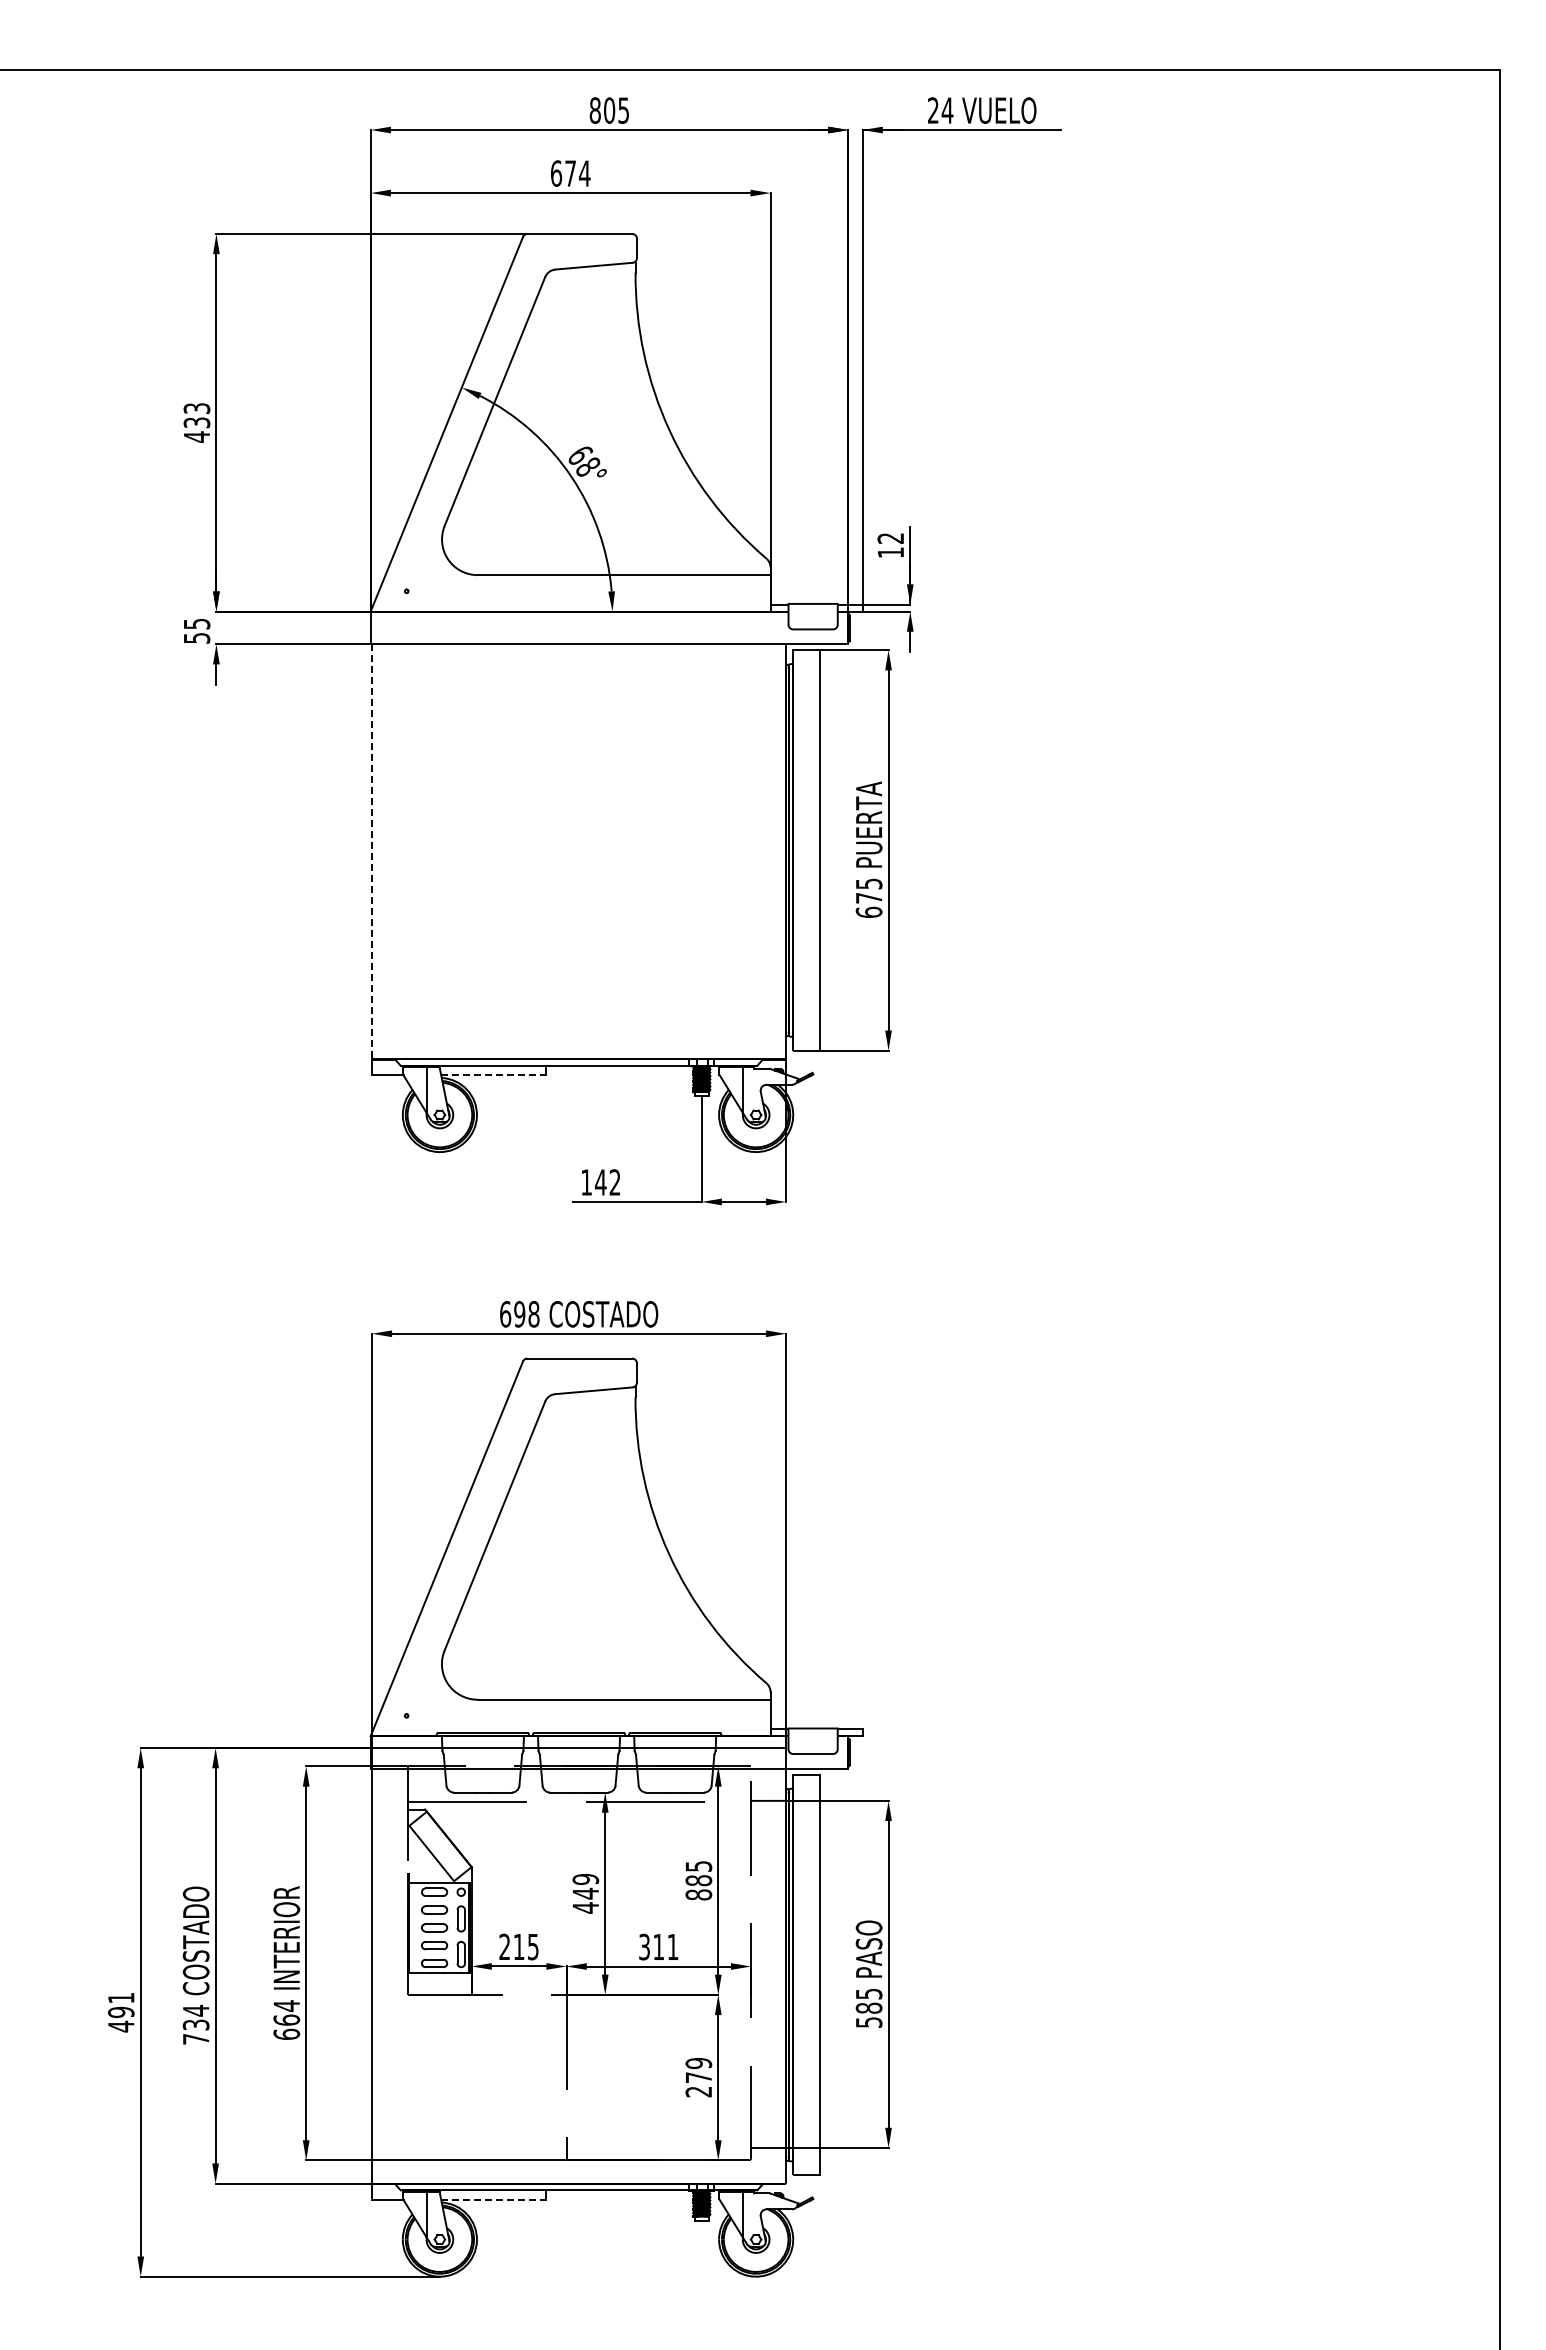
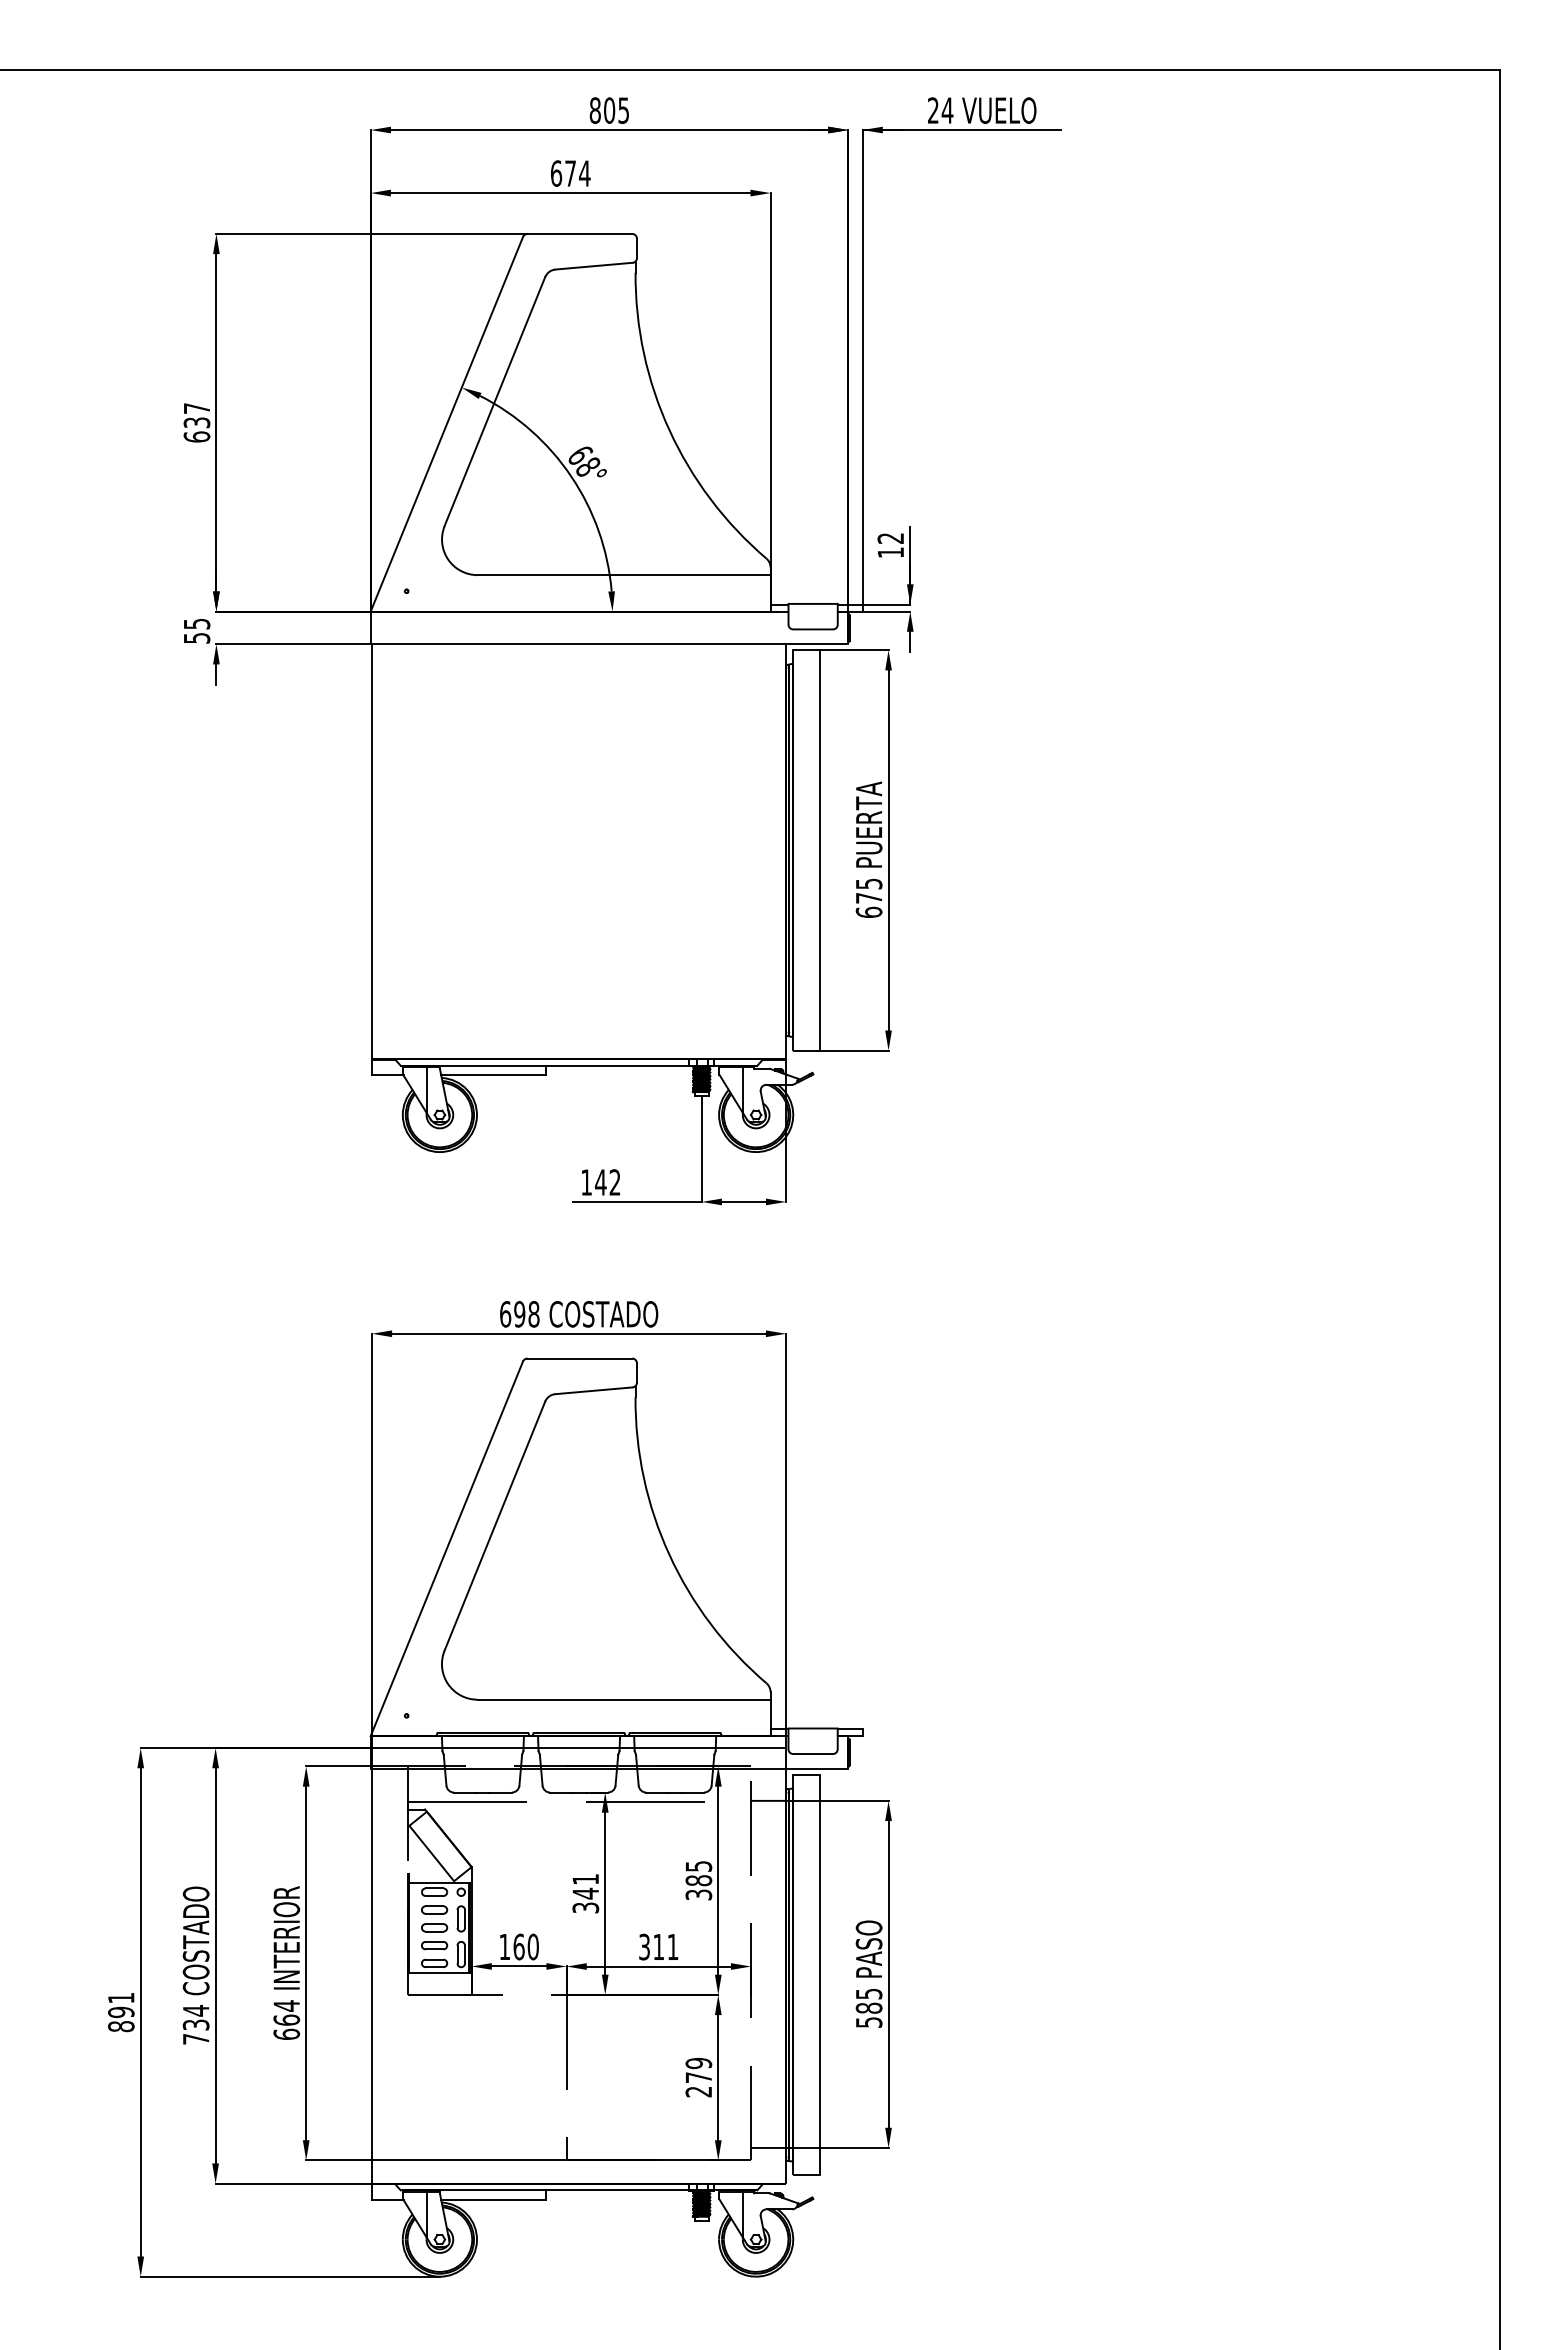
text: 433 -> 637 (196, 422)
line: dashed -> solid (371, 852)
line: dashed -> solid (493, 1075)
text: 449 -> 341 (585, 1893)
text: 885 -> 385 (698, 1894)
text: 215 -> 160 (518, 1946)
text: 491 -> 891 (121, 2026)
line: dashed -> solid (493, 2199)
